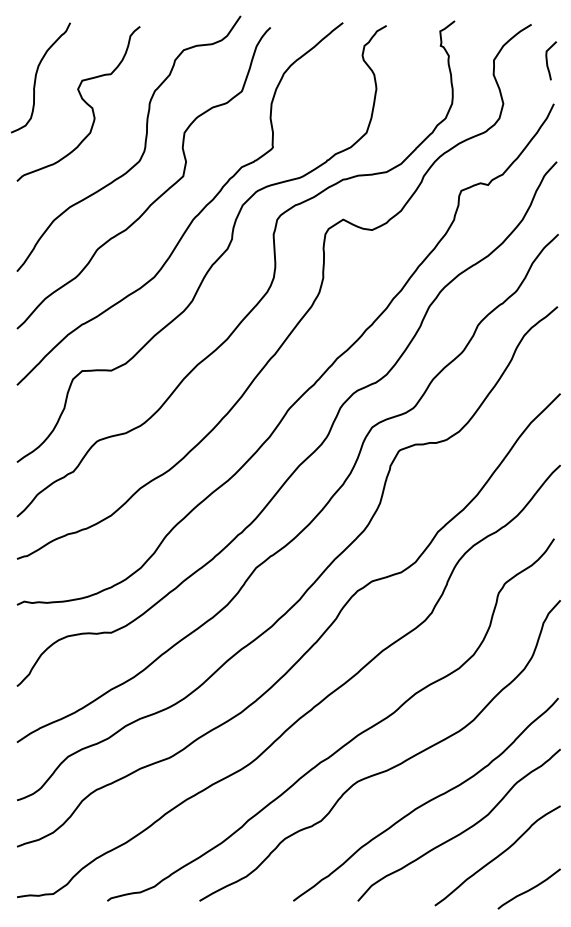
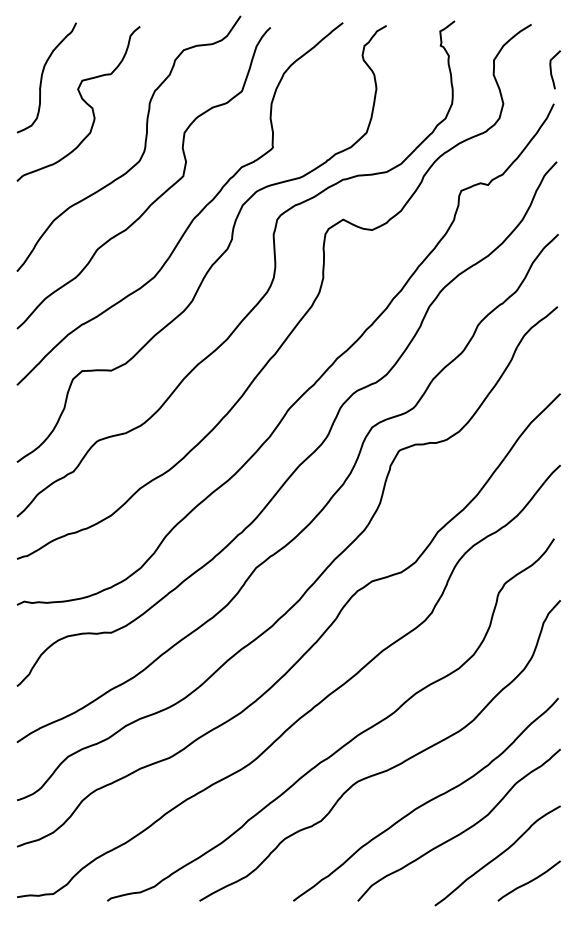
curve position: (547, 60) -> (551, 69) (551, 69)
curve position: (36, 77) -> (42, 77) (42, 77)
curve position: (528, 889) -> (528, 881) (528, 881)
